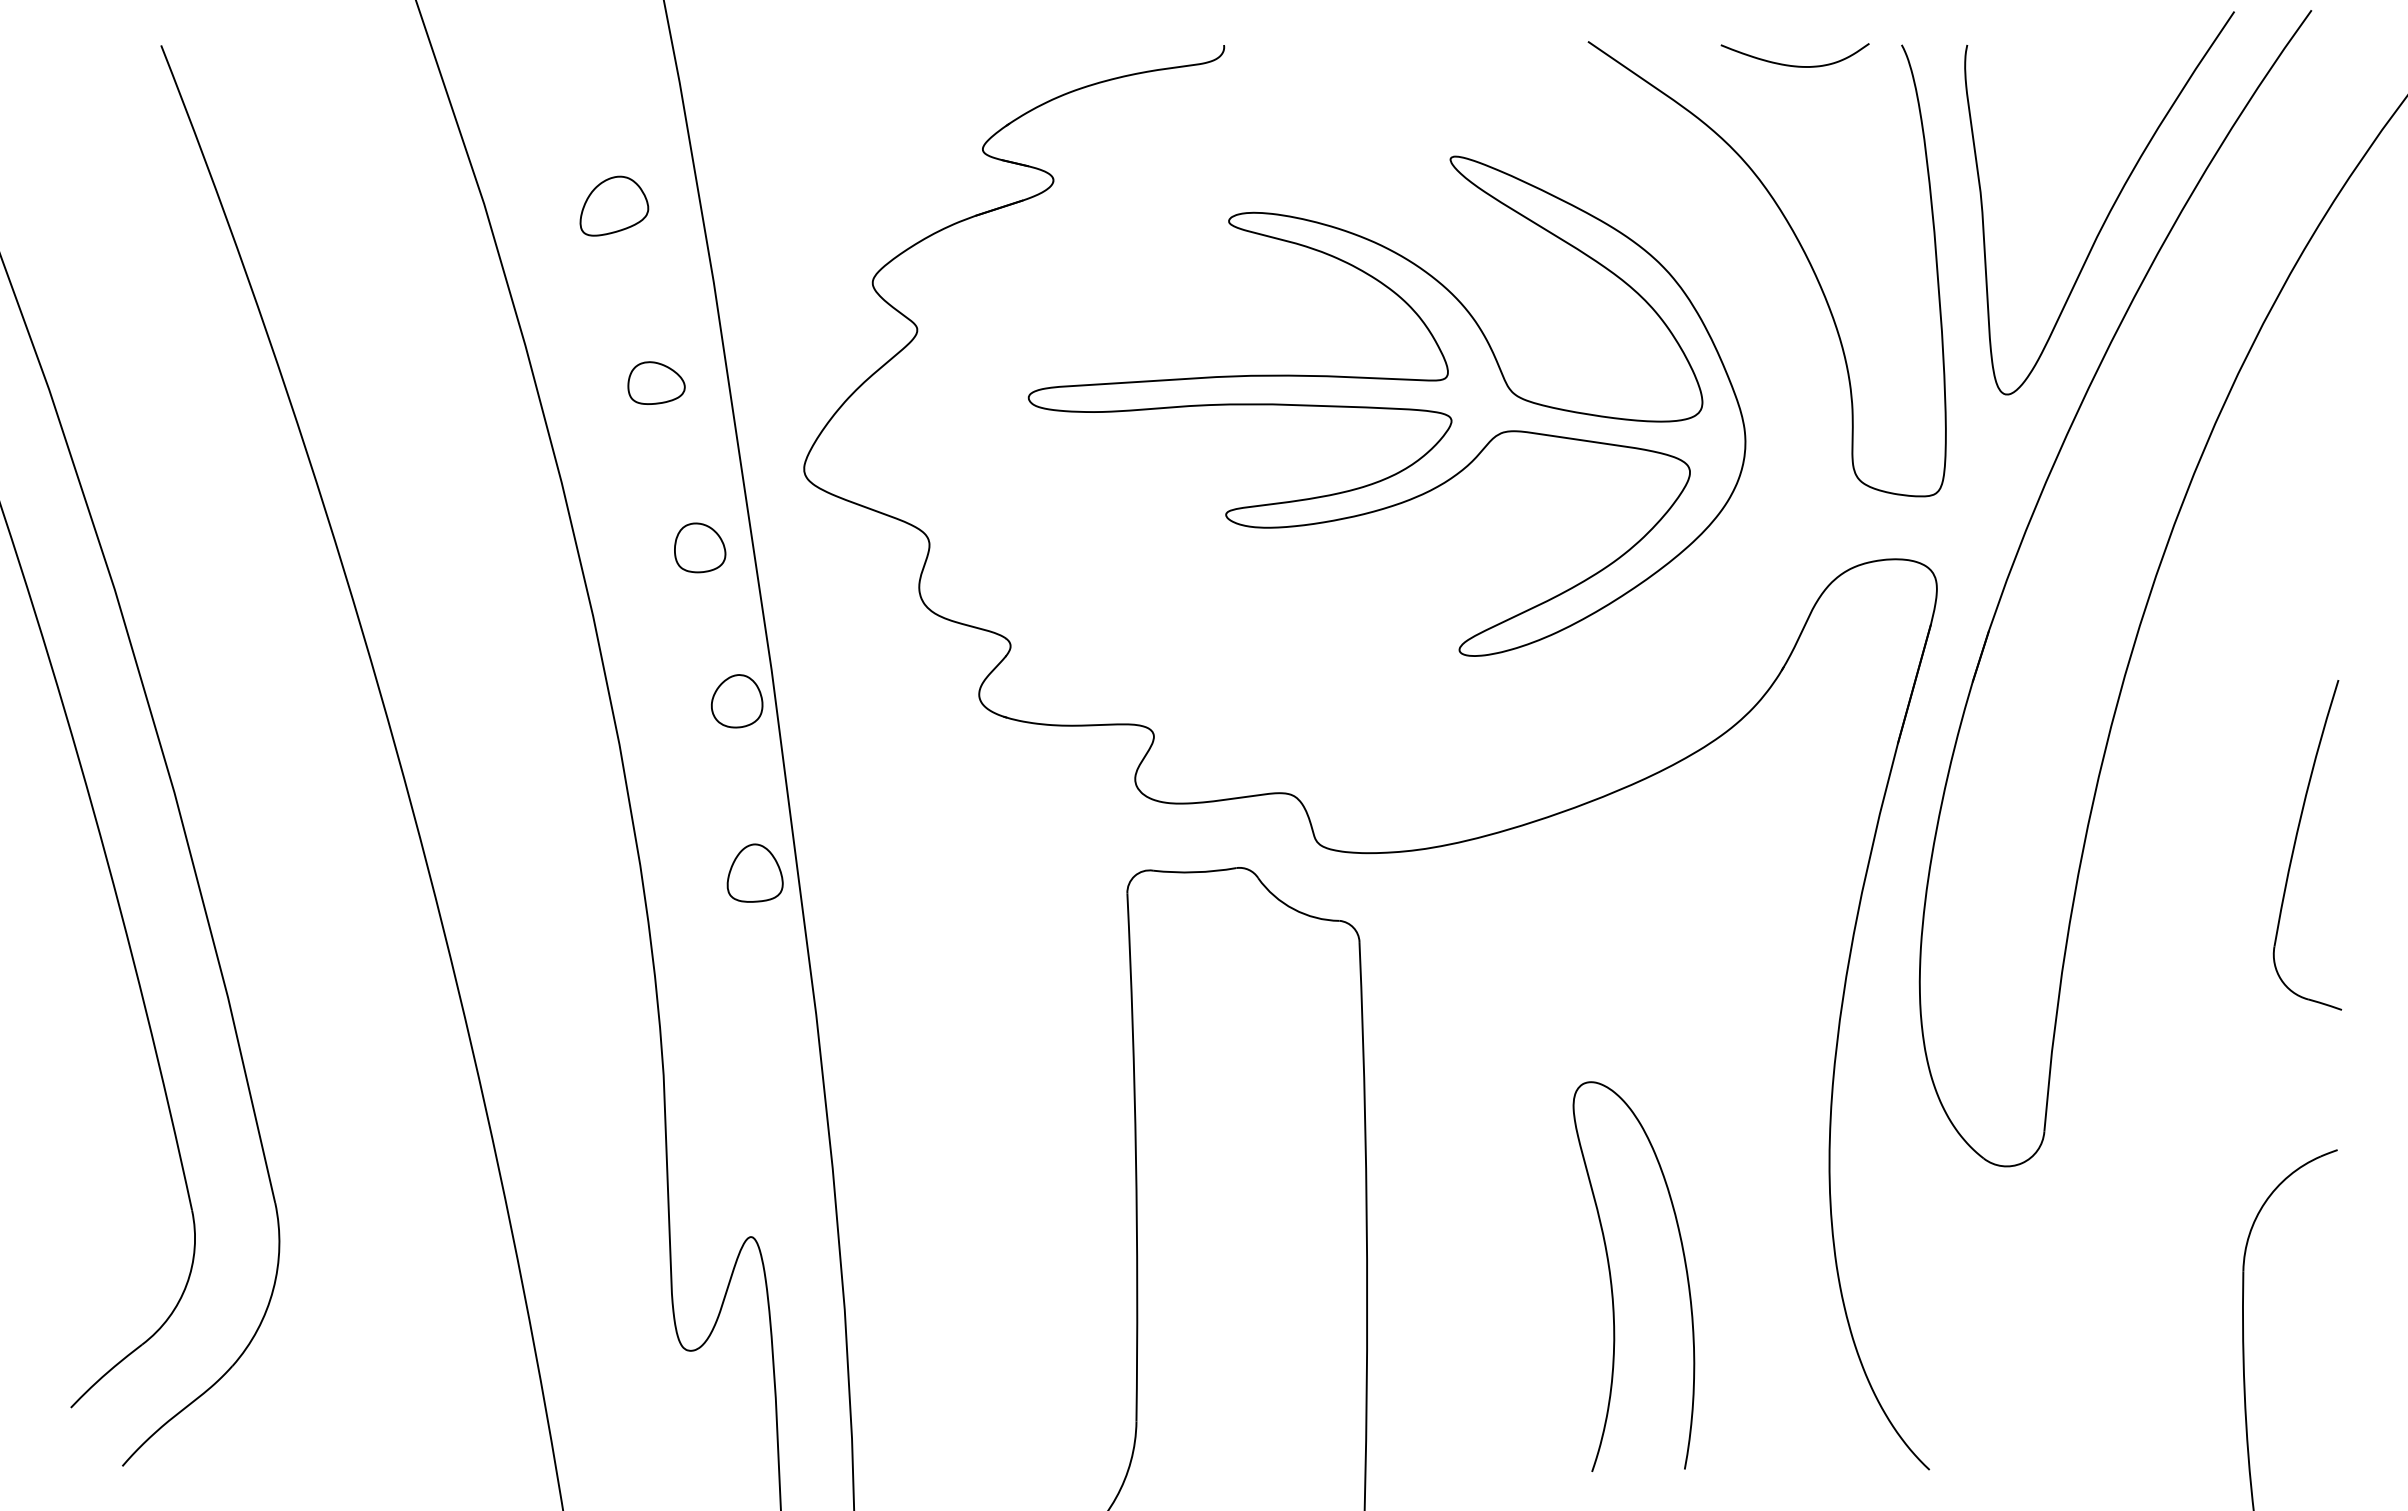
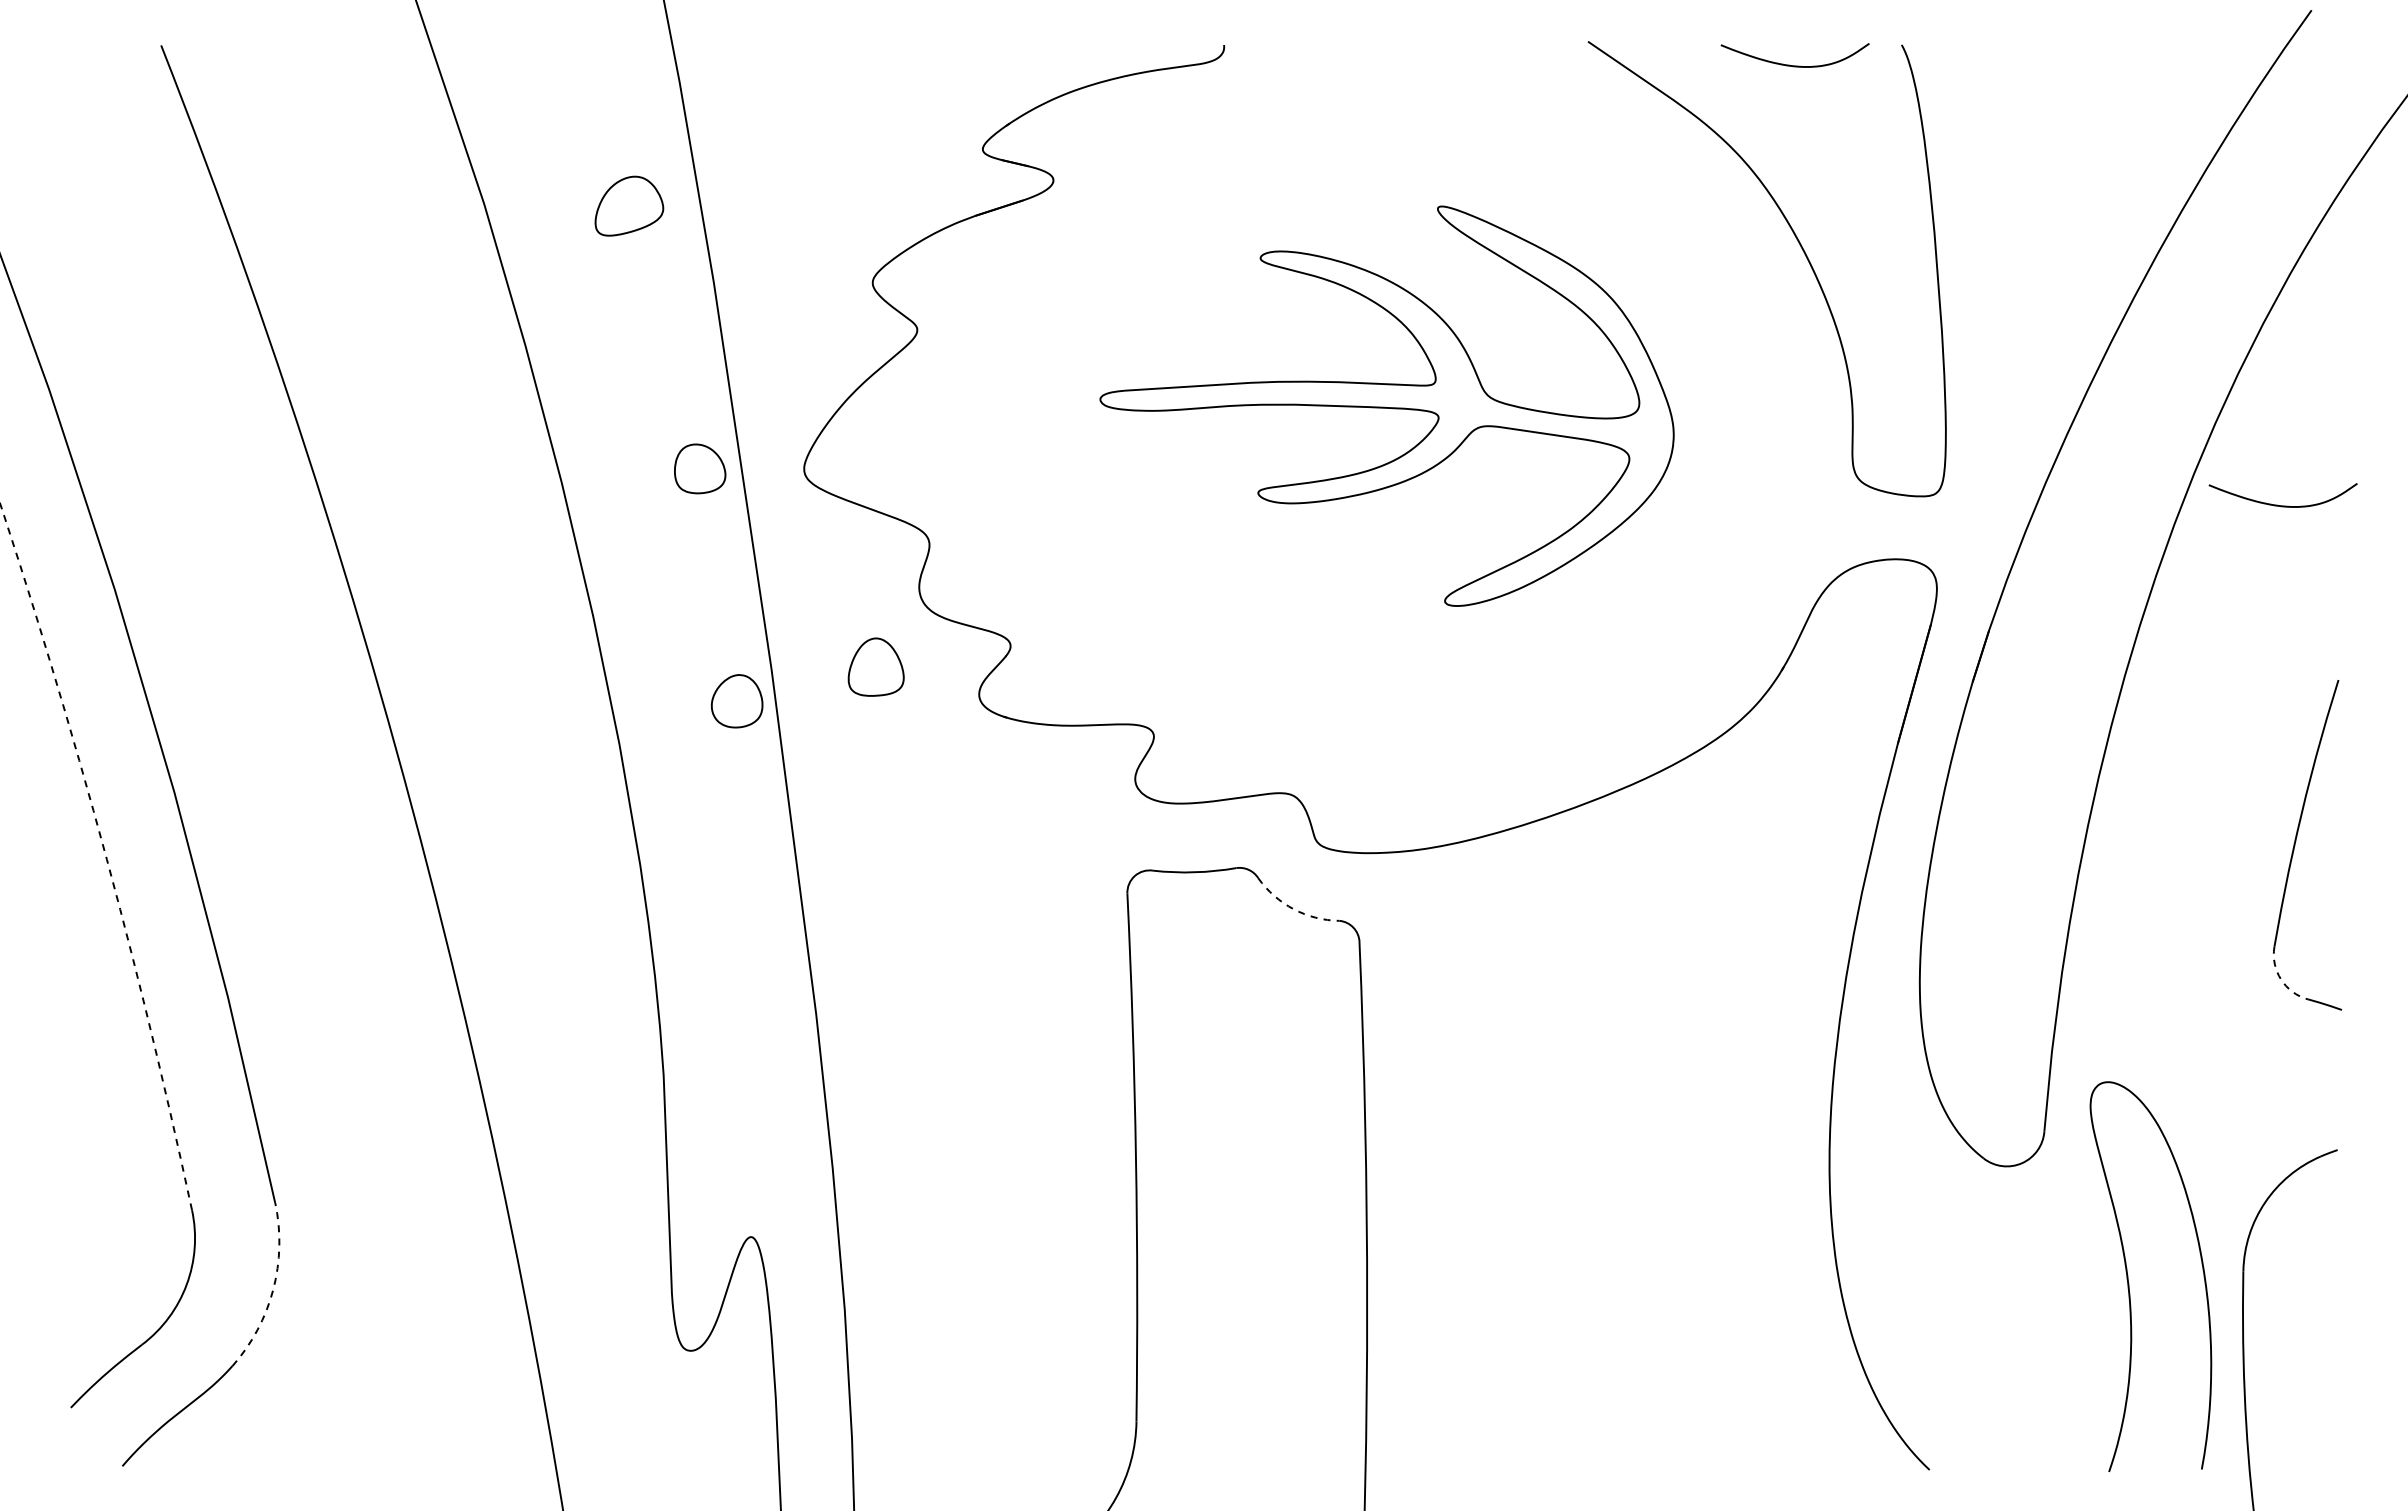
part position: (614, 205) -> (629, 205) (629, 205)
curve: present -> none (2110, 208)
part: present -> none (656, 382)
part size: 720x502 px -> 576x402 px (1386, 405)
curve: none -> present (2282, 505)
part position: (700, 547) -> (700, 468) (700, 468)
arc: solid -> dashed (105, 854)
part position: (754, 872) -> (875, 666) (875, 666)
arc: solid -> dashed (1293, 909)
arc: solid -> dashed (2281, 979)
curve position: (1611, 1276) -> (2128, 1276) (2128, 1276)
arc: solid -> dashed (273, 1289)
